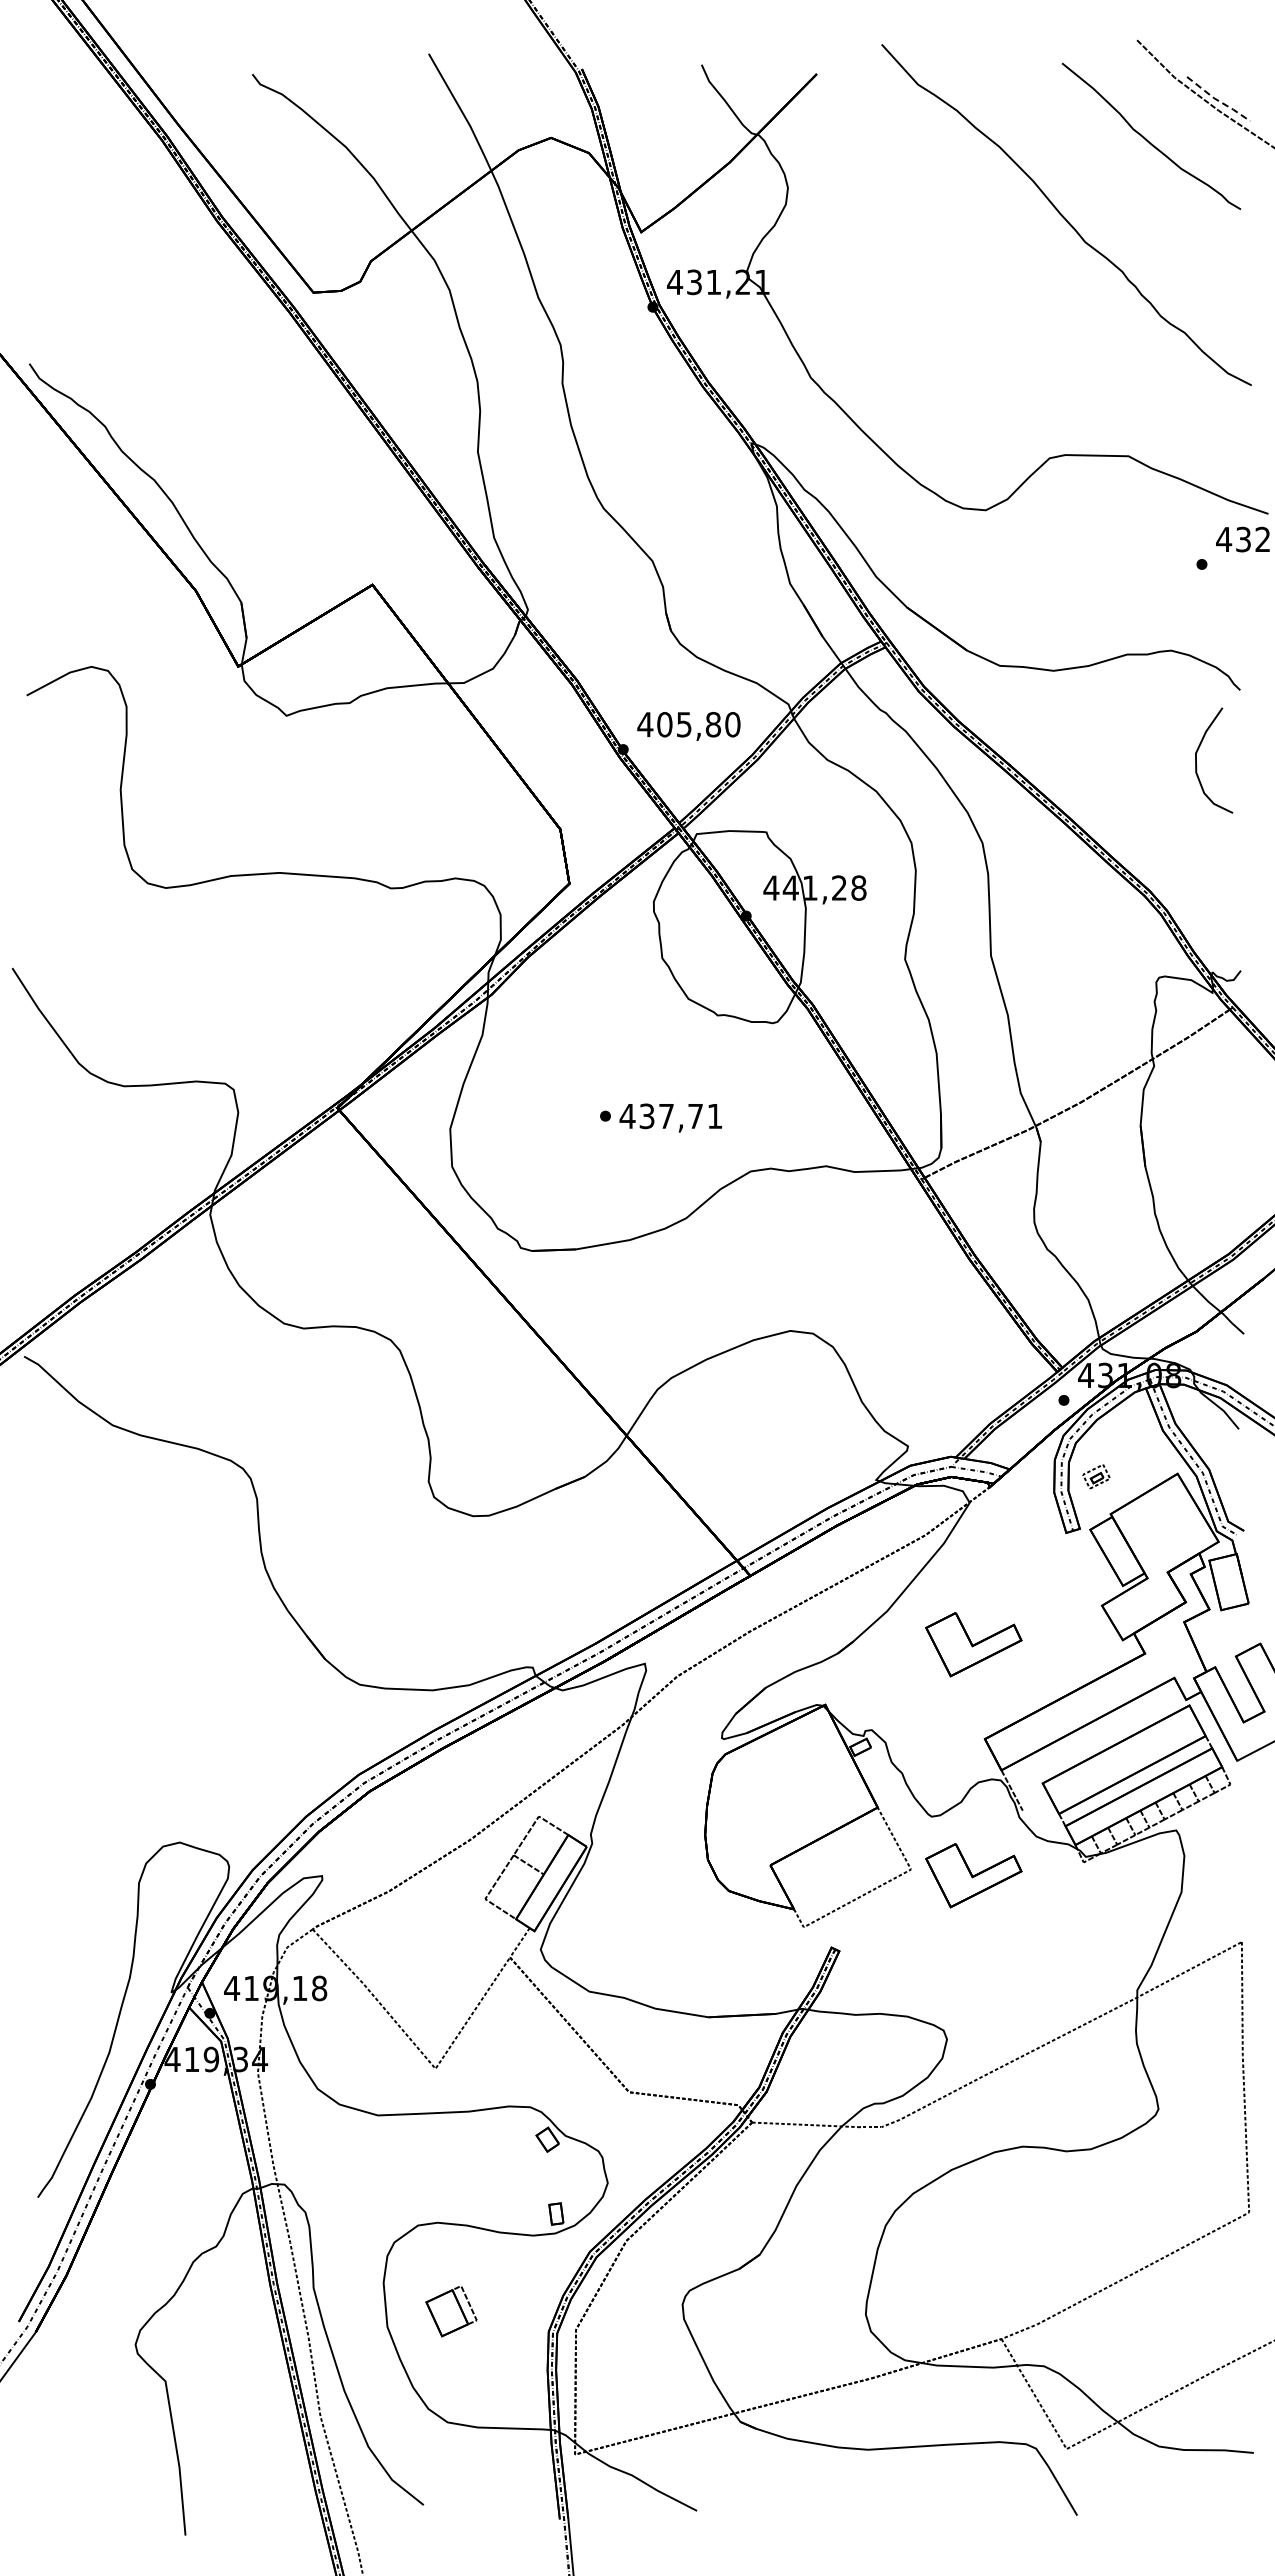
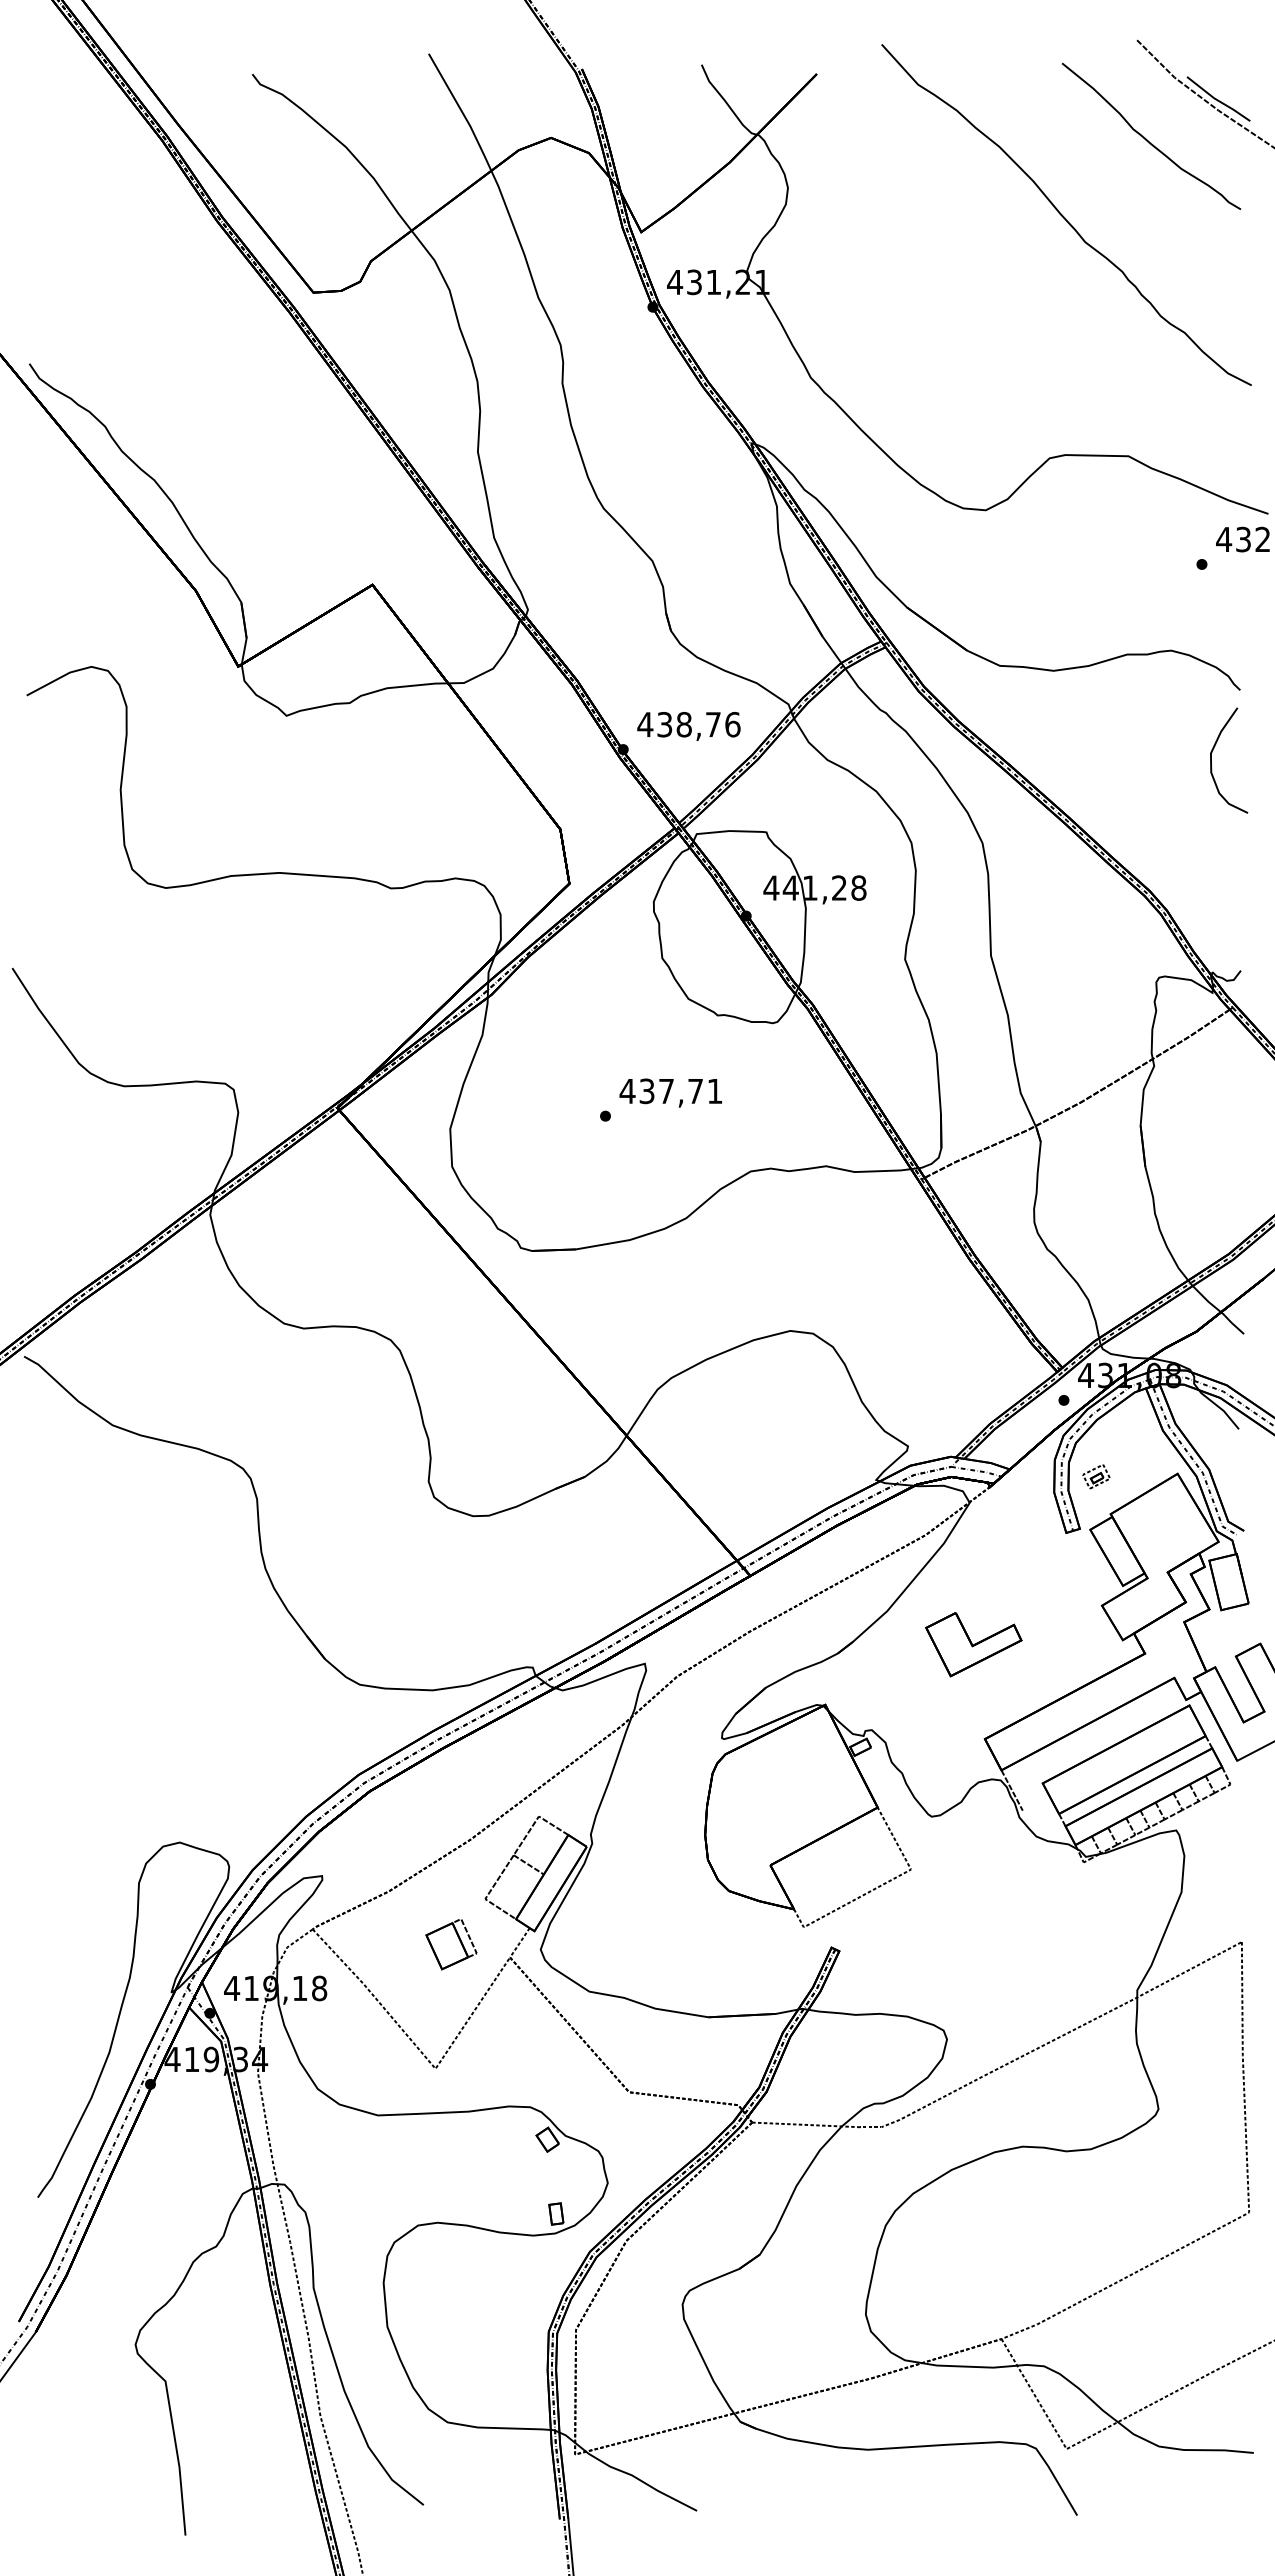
line: dashed -> solid (1218, 100)
text: 405,80 -> 438,76 (698, 724)
curve position: (1196, 760) -> (1211, 760) (1211, 760)
text position: (670, 1117) -> (670, 1092) (670, 1092)
part: present -> none (973, 1875)
part position: (451, 2311) -> (451, 1944) (451, 1944)
